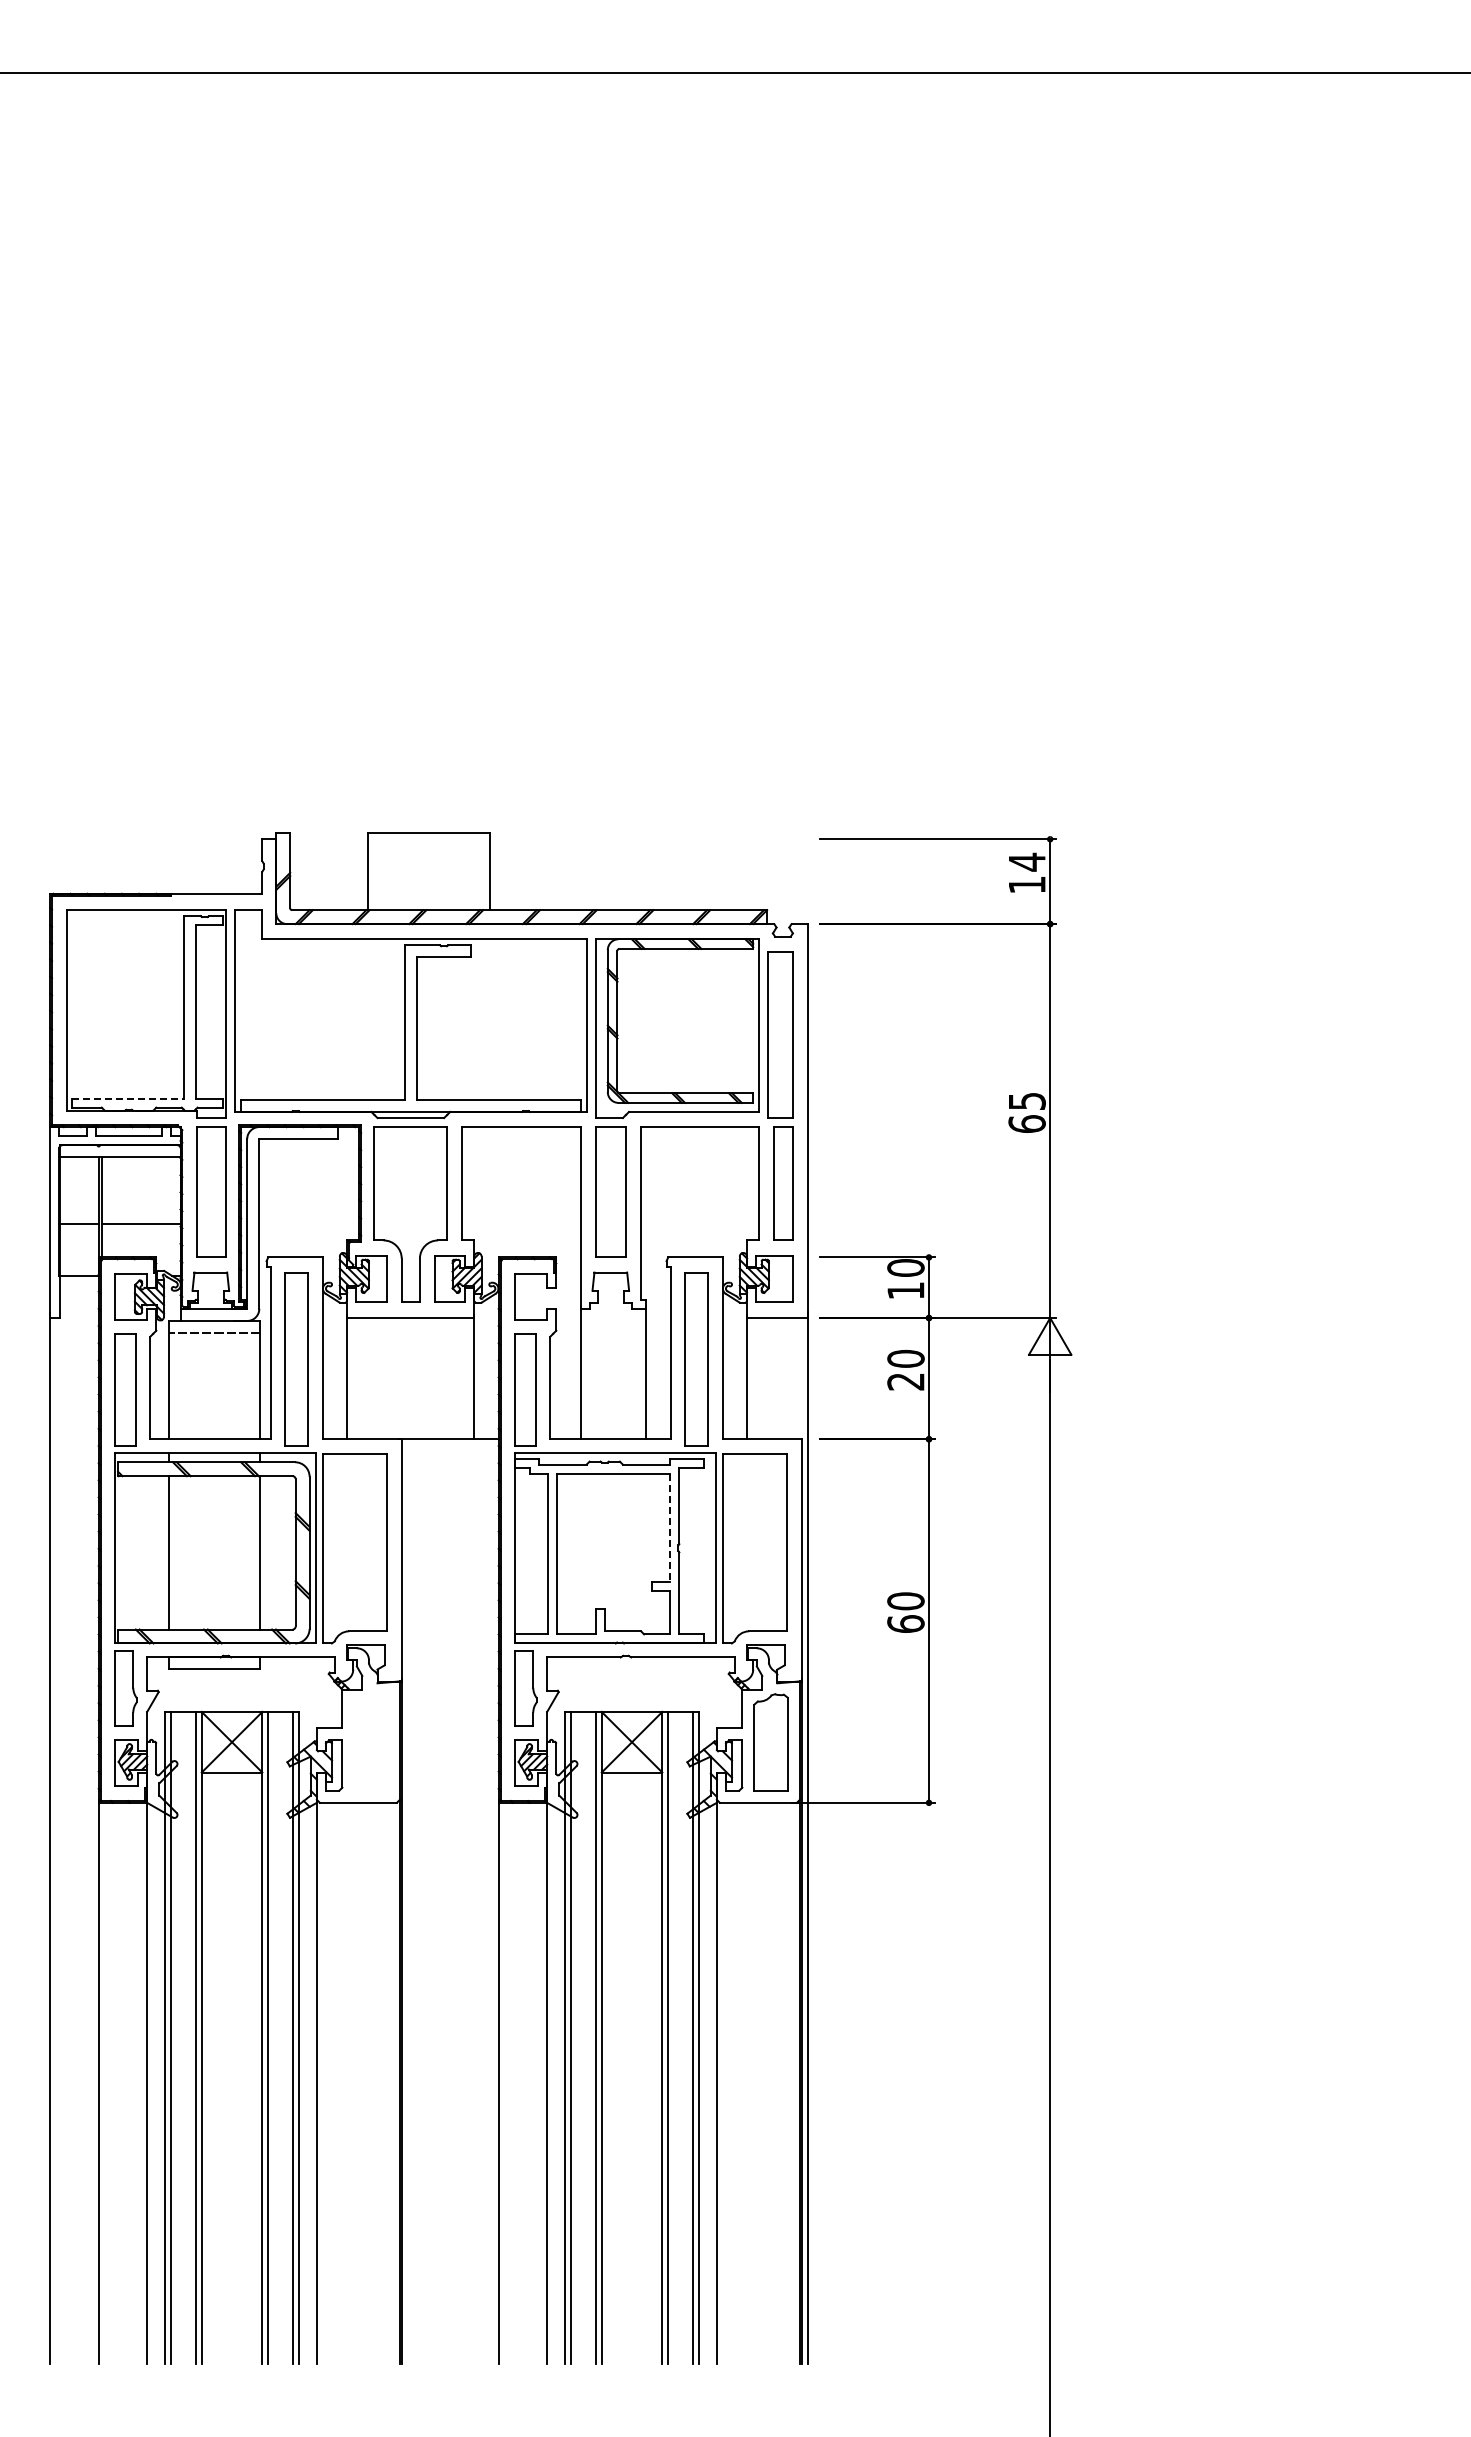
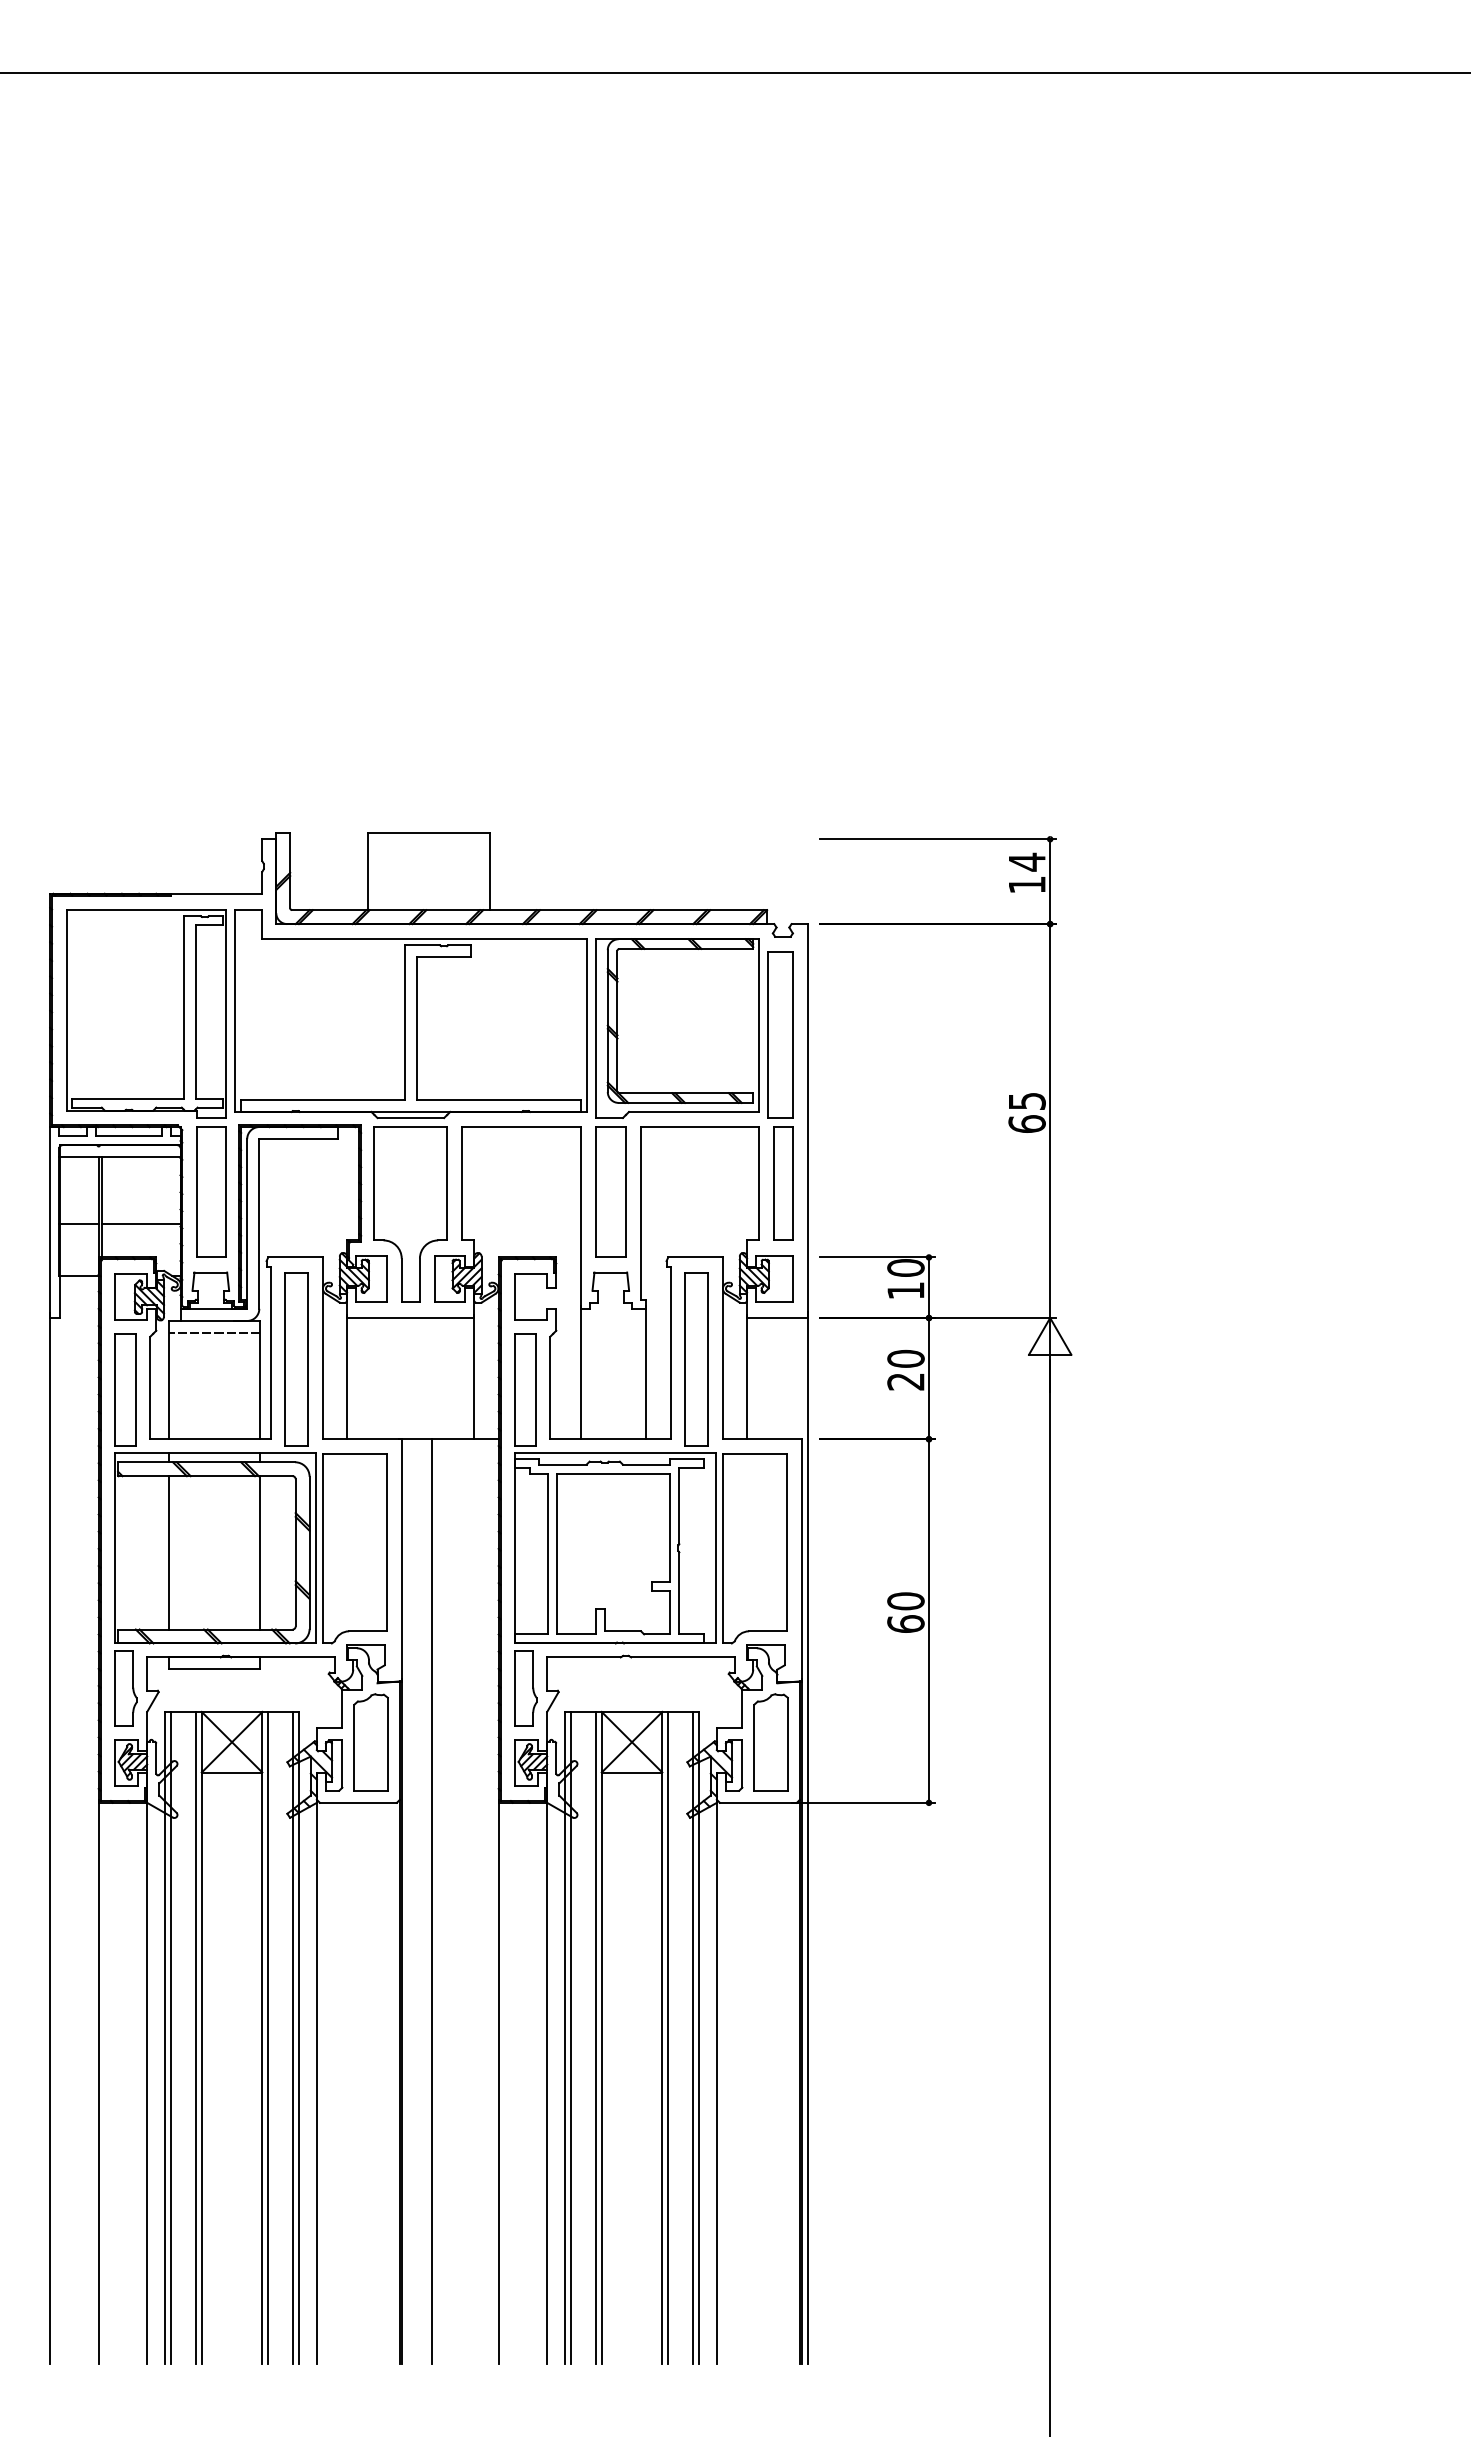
line: dashed -> solid (128, 1098)
line: dashed -> solid (670, 1527)
part: none -> present (370, 1742)
line: none -> present (431, 1901)
